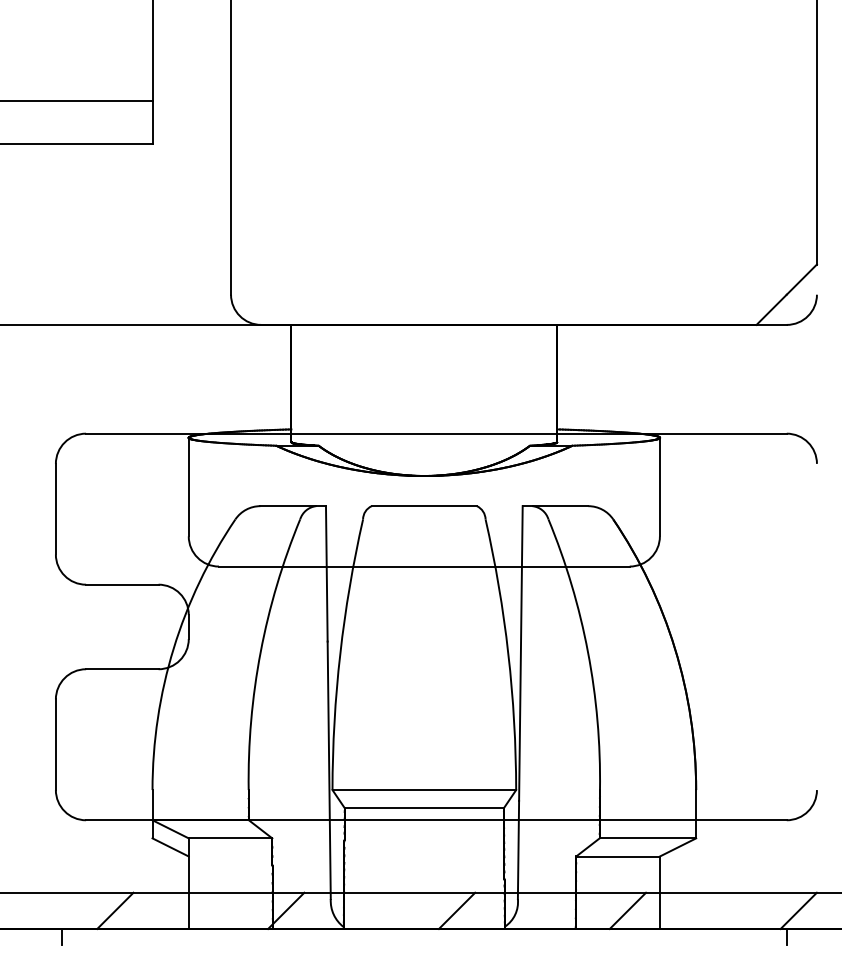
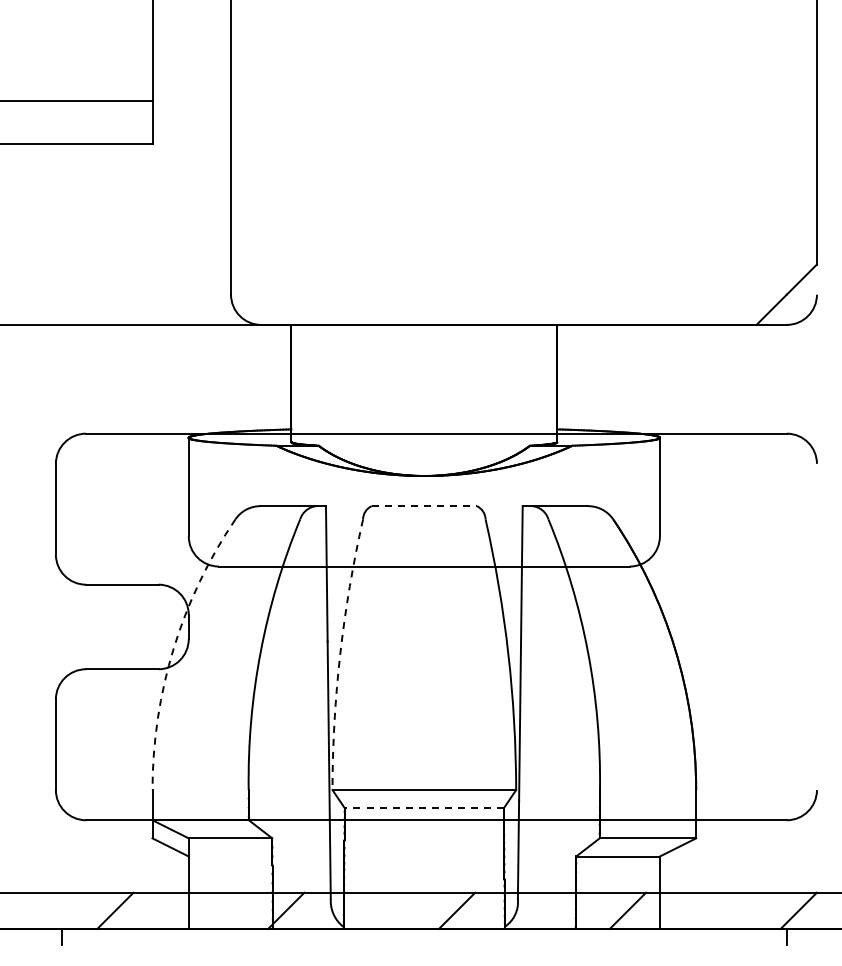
line: solid -> dashed (424, 506)
arc: solid -> dashed (173, 648)
arc: solid -> dashed (340, 653)
line: solid -> dashed (424, 808)
